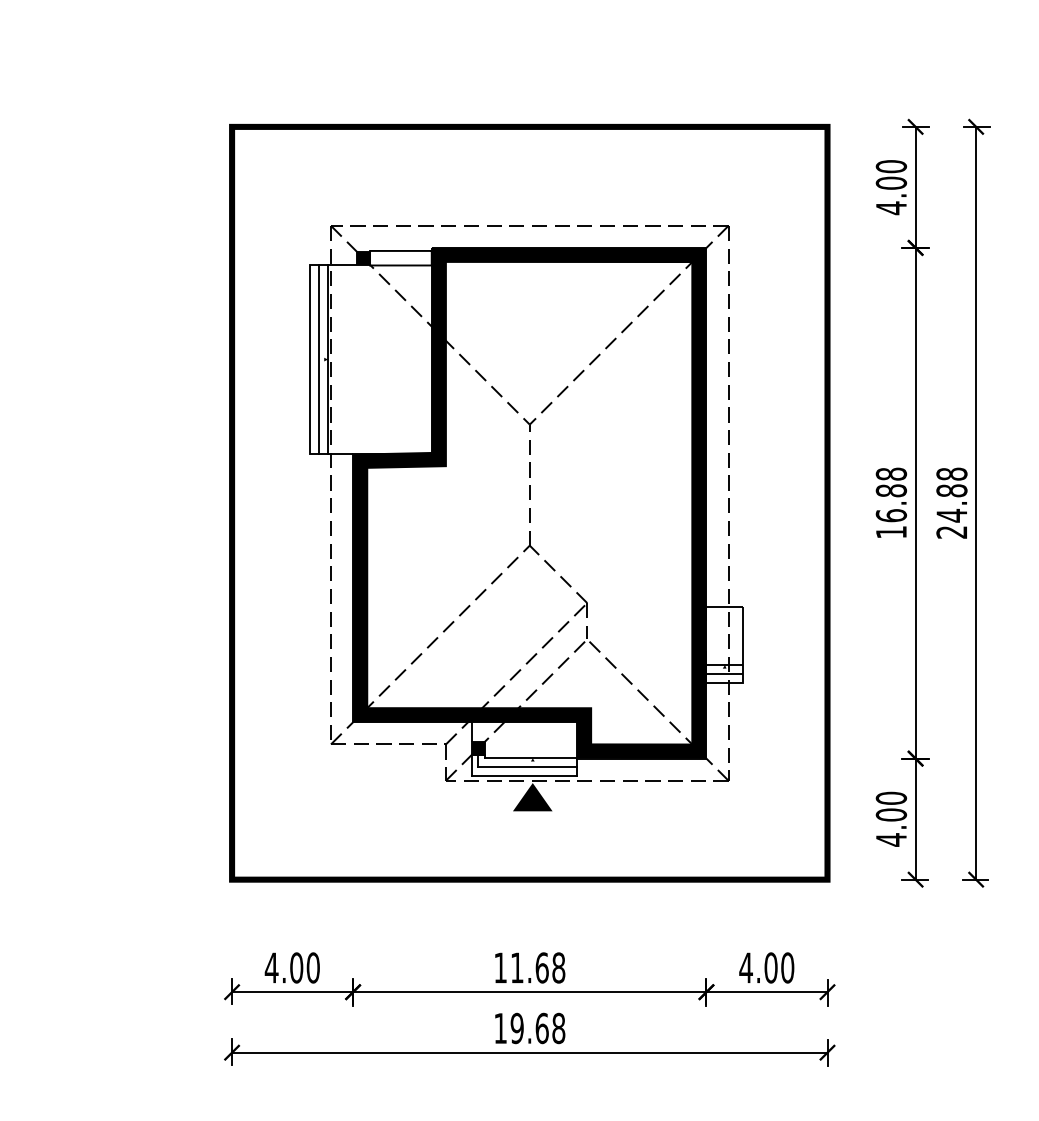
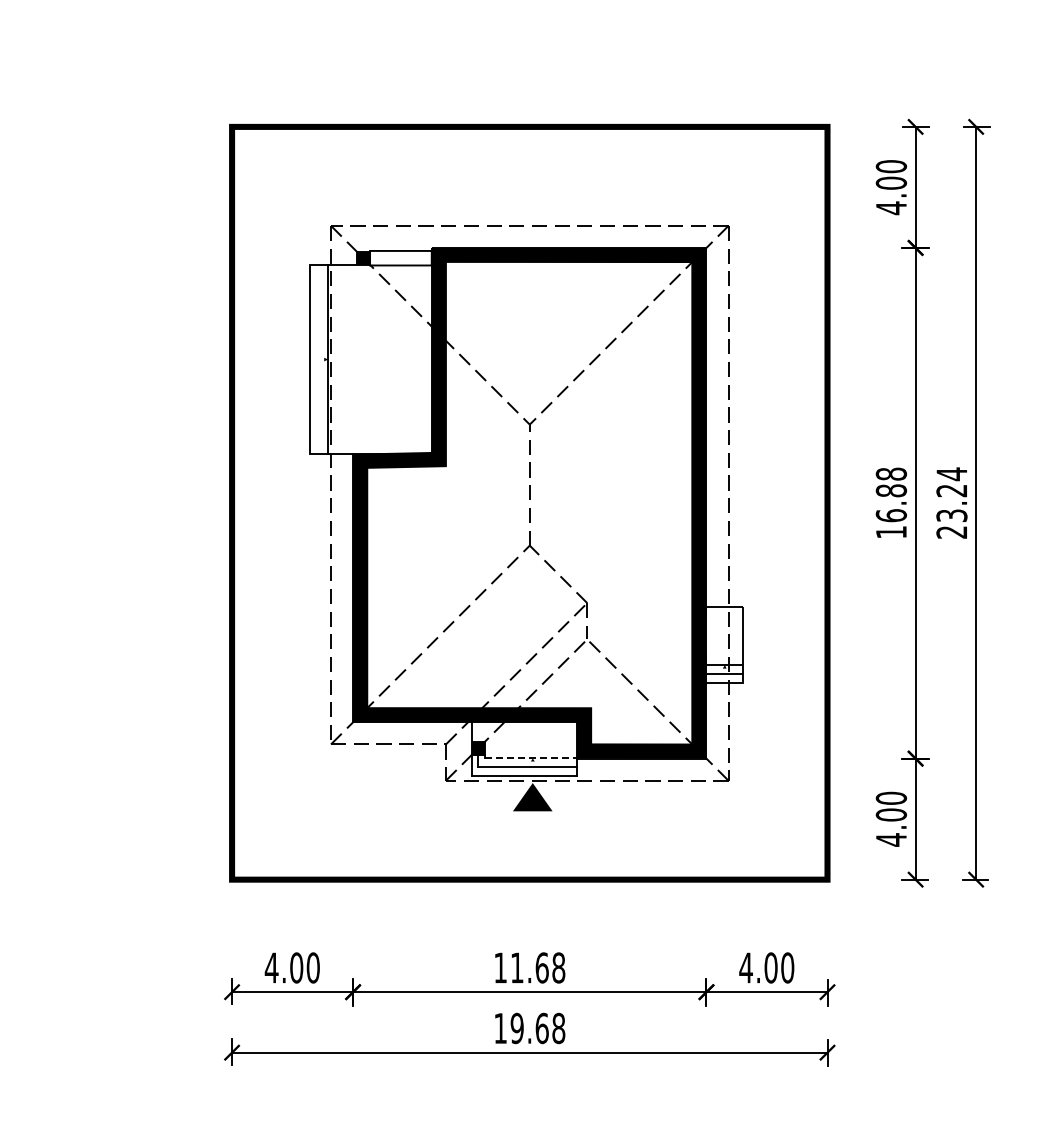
line: present -> none (318, 359)
text: 24.88 -> 23.24 (951, 494)
line: solid -> dashed (531, 757)
